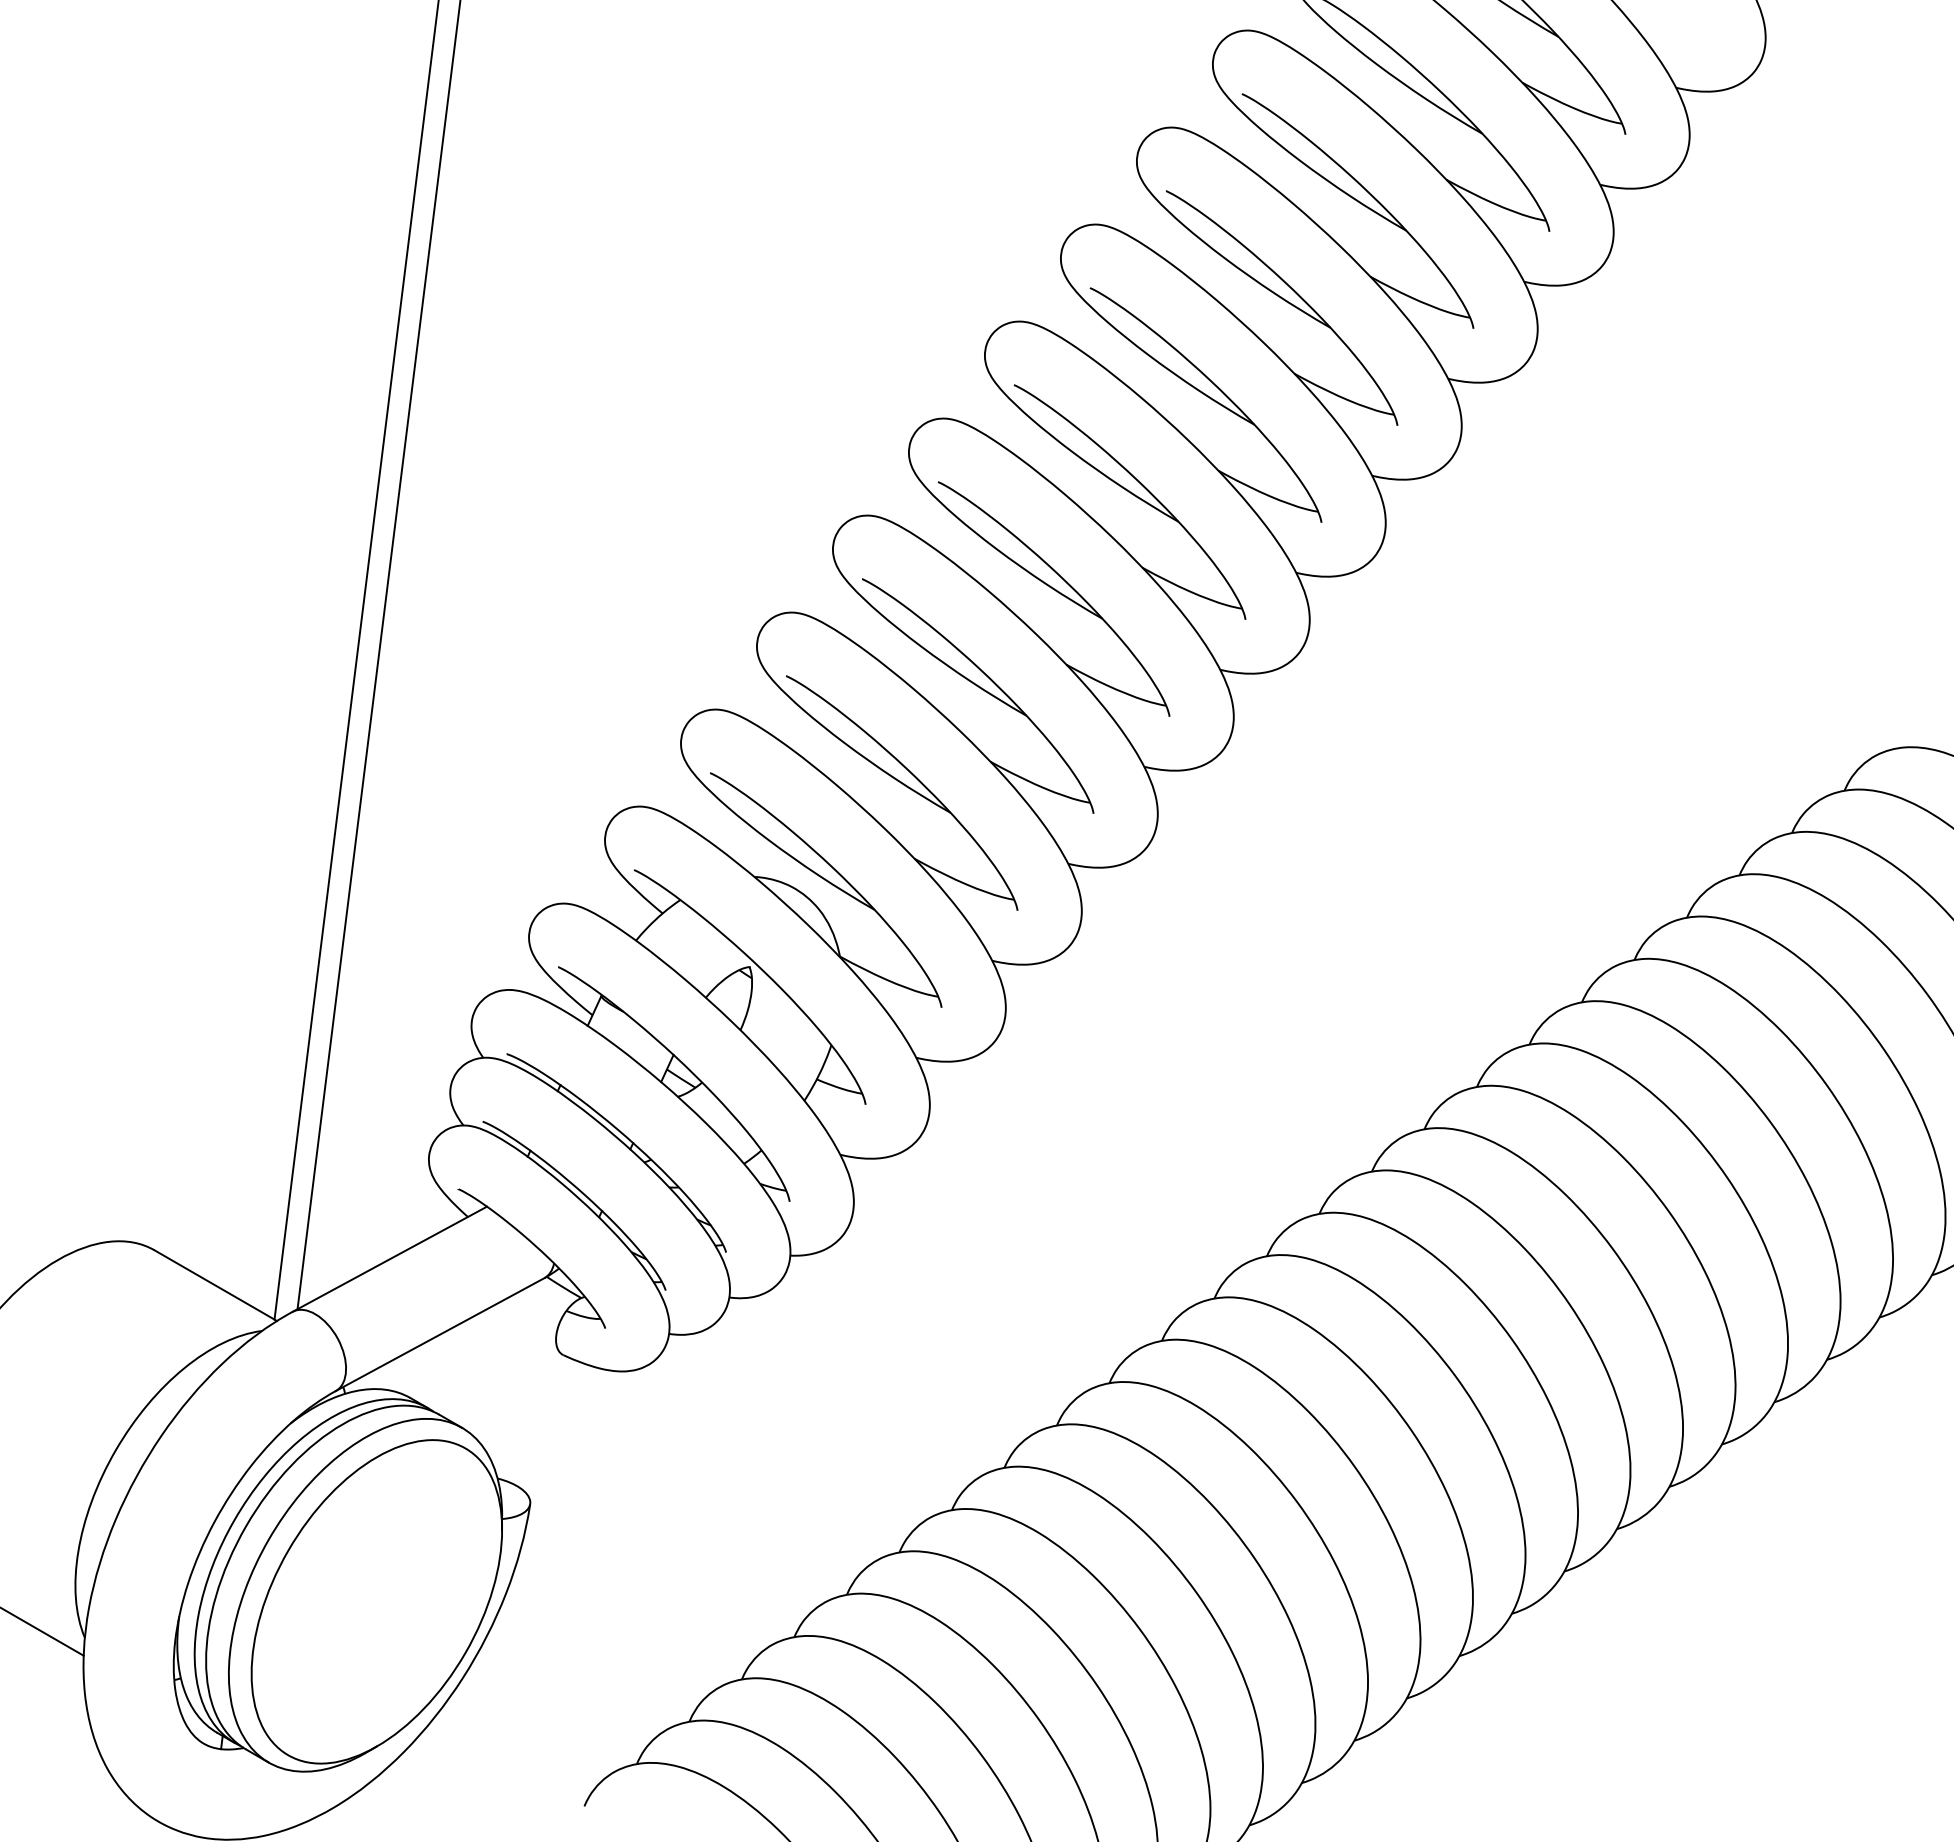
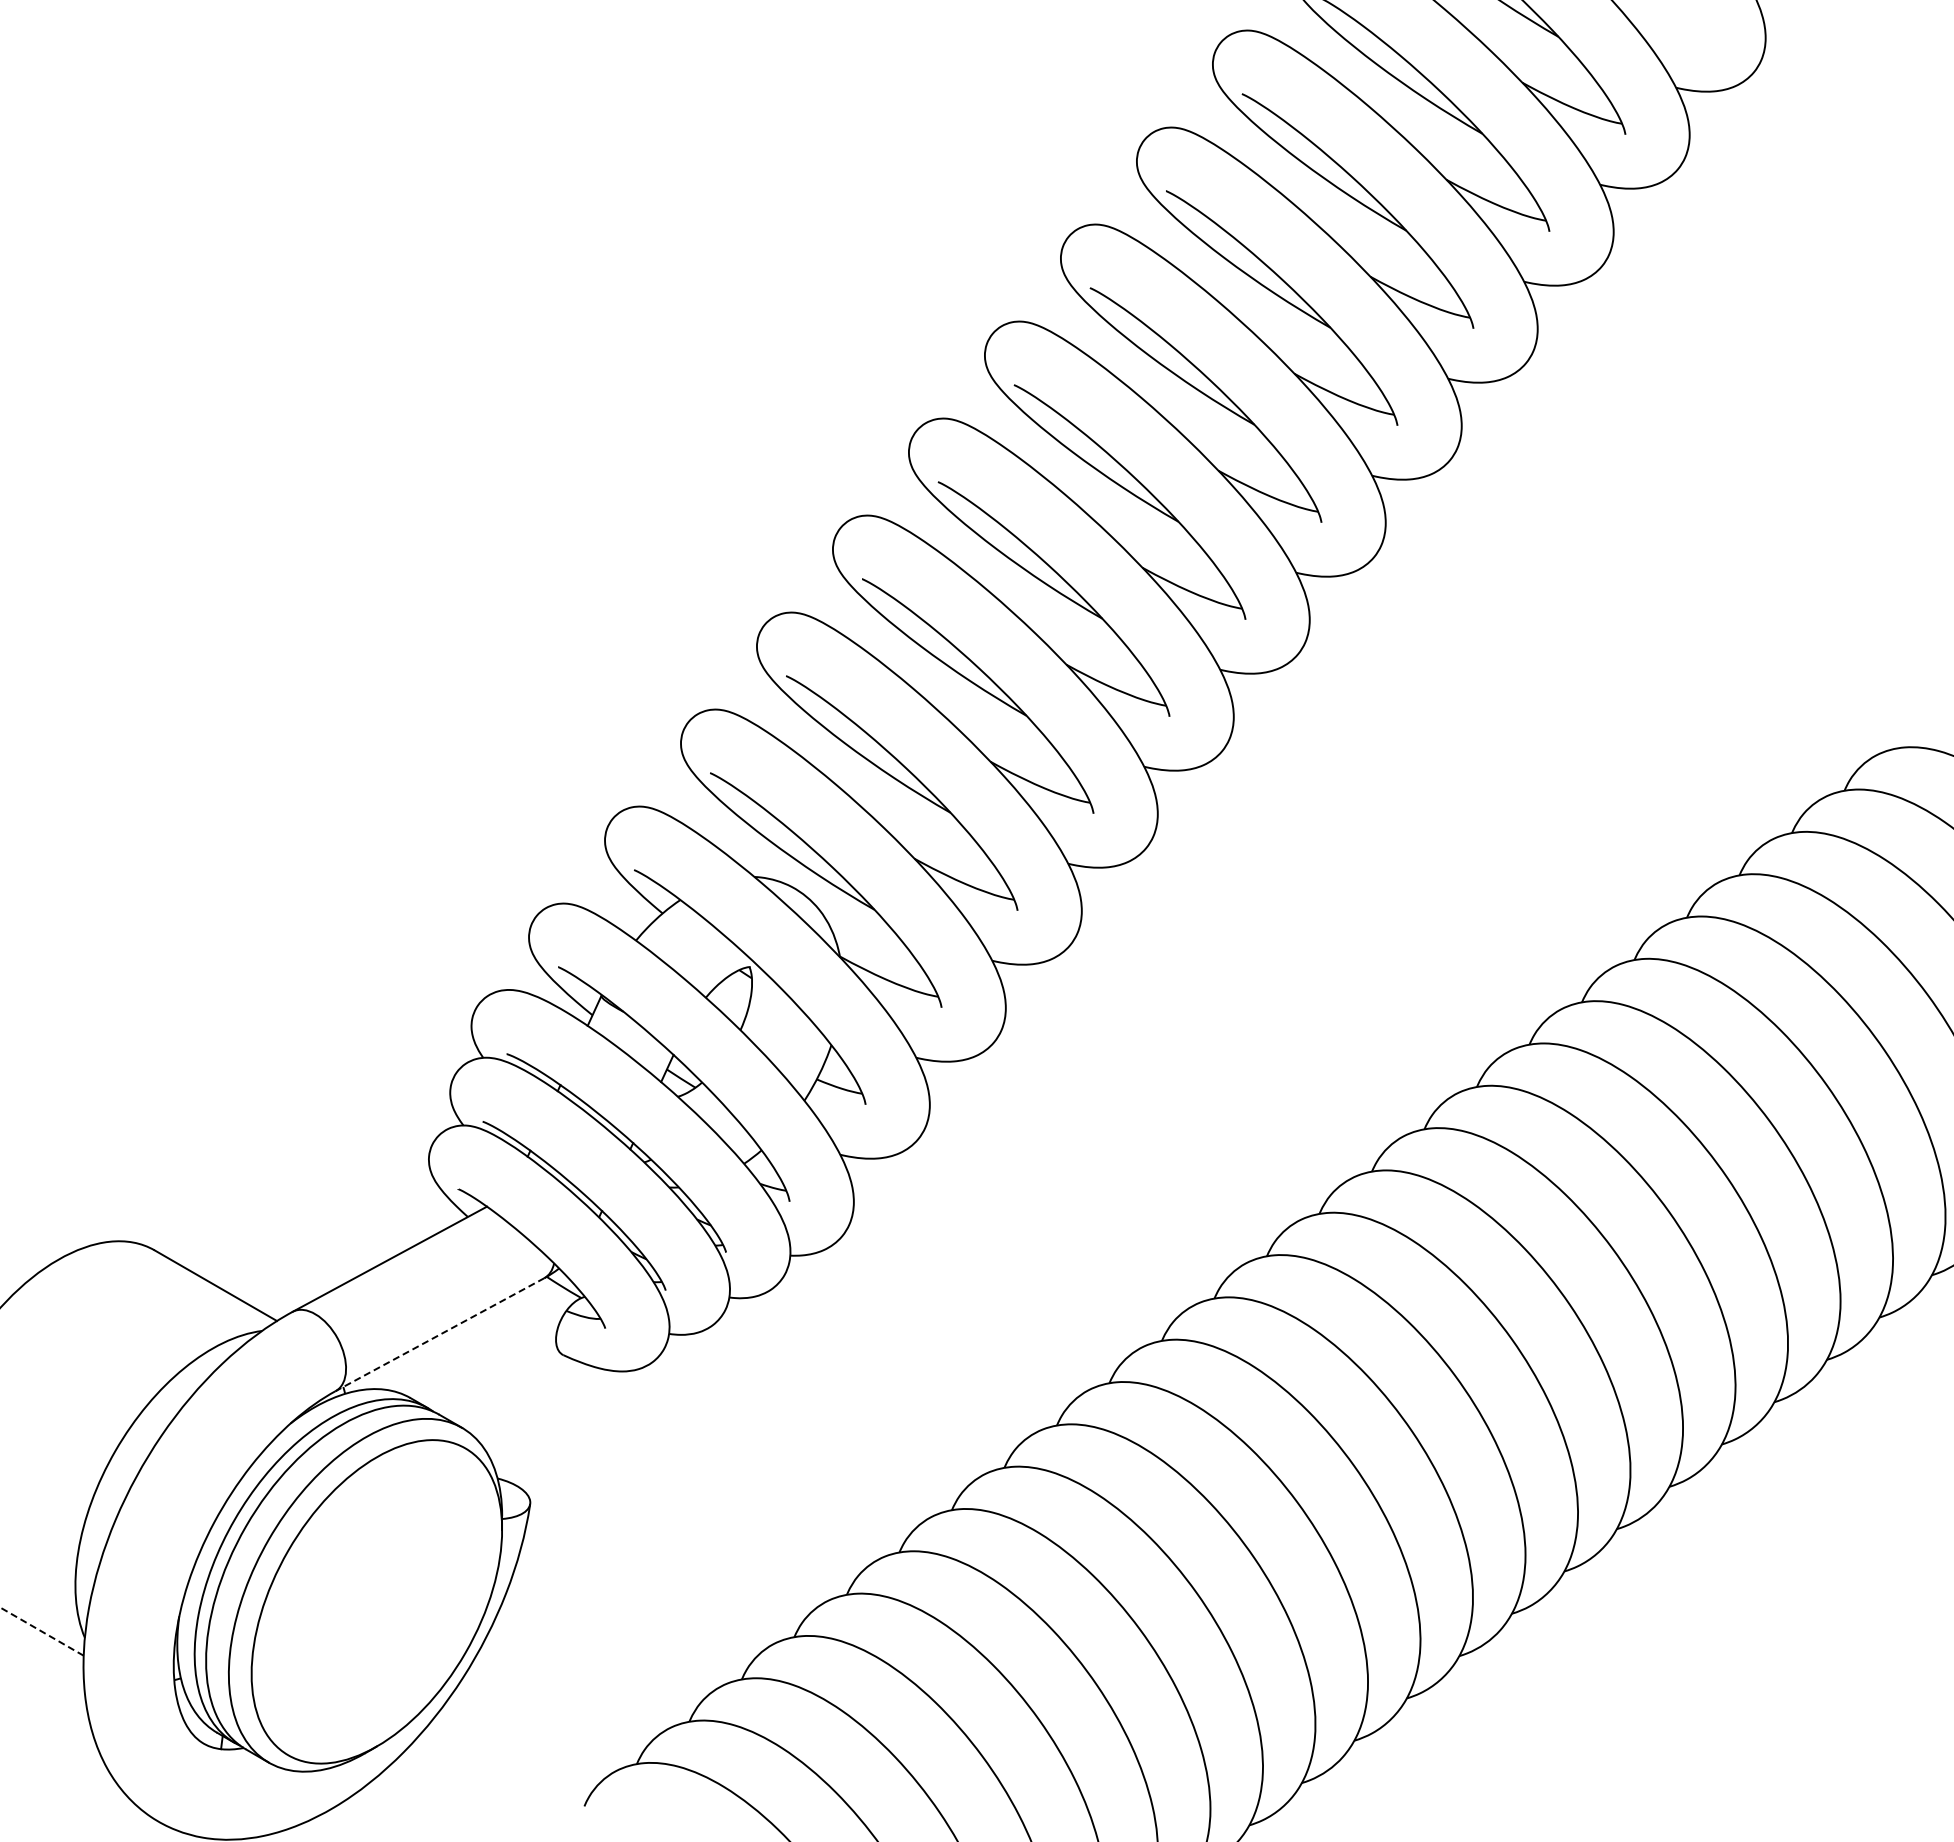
line: present -> none (378, 655)
line: present -> none (356, 660)
line: solid -> dashed (440, 1334)
line: solid -> dashed (41, 1631)
